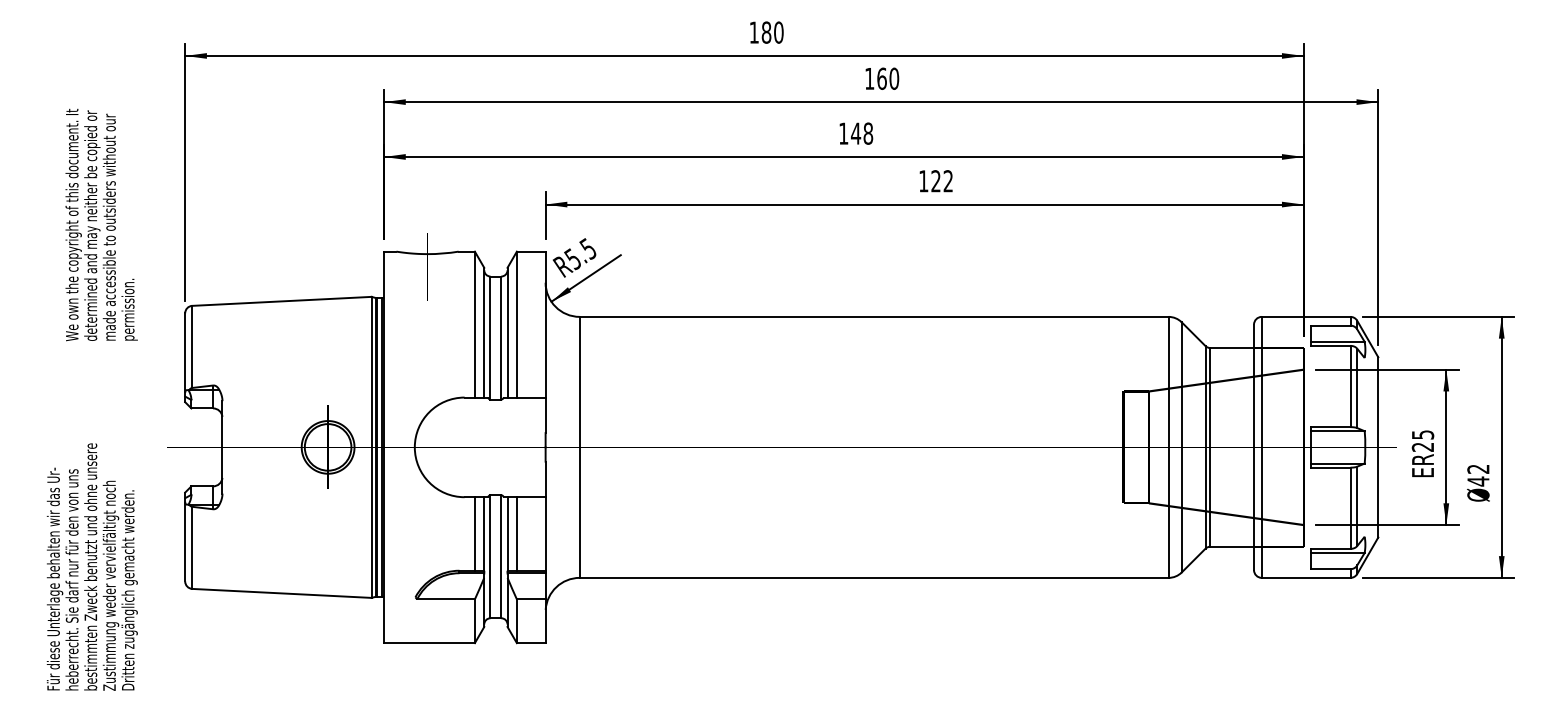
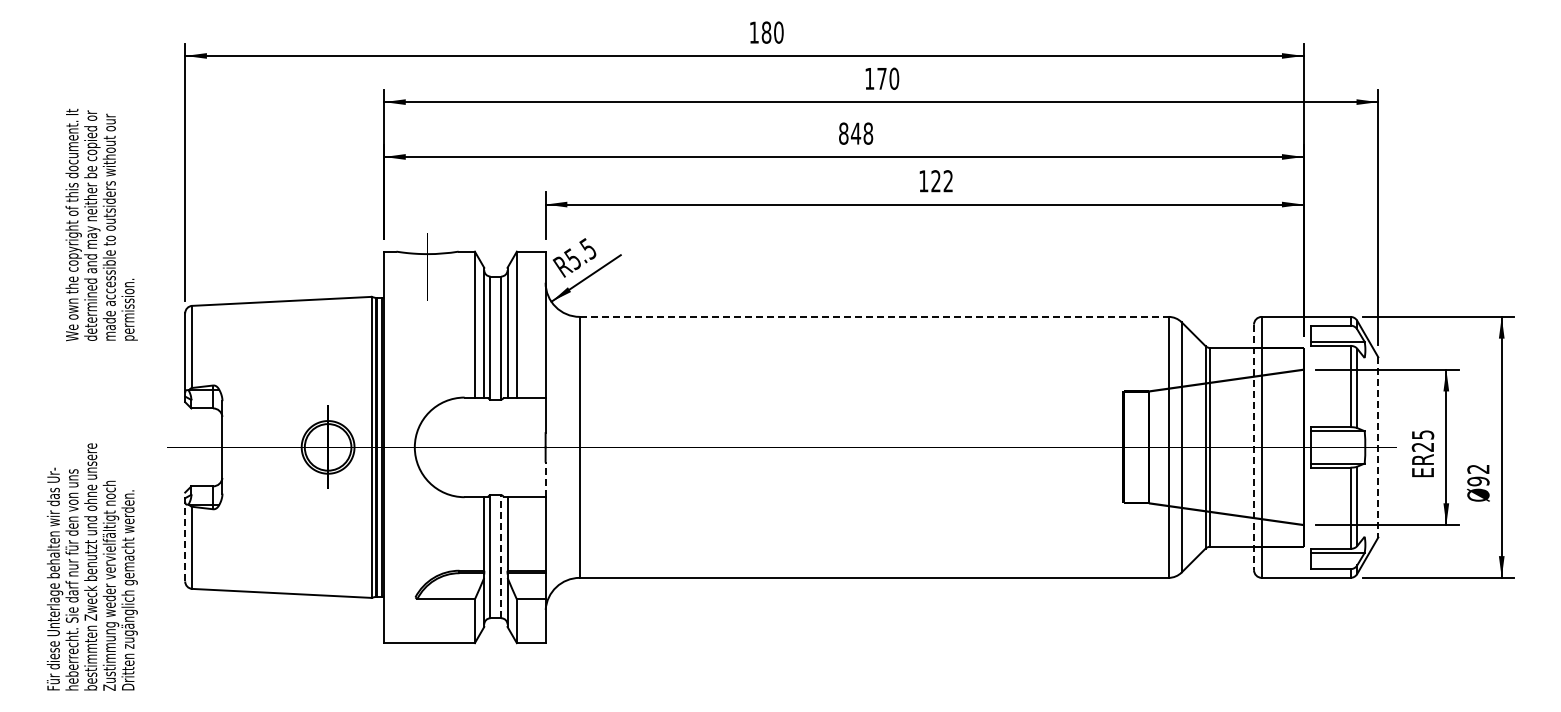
text: 160 -> 170 (881, 78)
text: 148 -> 848 (843, 133)
line: solid -> dashed (874, 316)
line: solid -> dashed (1254, 447)
line: solid -> dashed (1378, 447)
line: solid -> dashed (545, 479)
text: 42 -> 92 (1478, 481)
line: present -> none (474, 533)
line: present -> none (516, 533)
line: solid -> dashed (185, 536)
line: solid -> dashed (501, 556)
